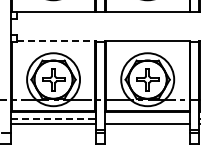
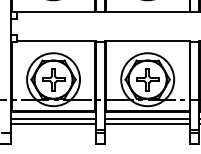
line: dashed -> solid (56, 41)
line: dashed -> solid (53, 119)
line: none -> present (147, 119)
